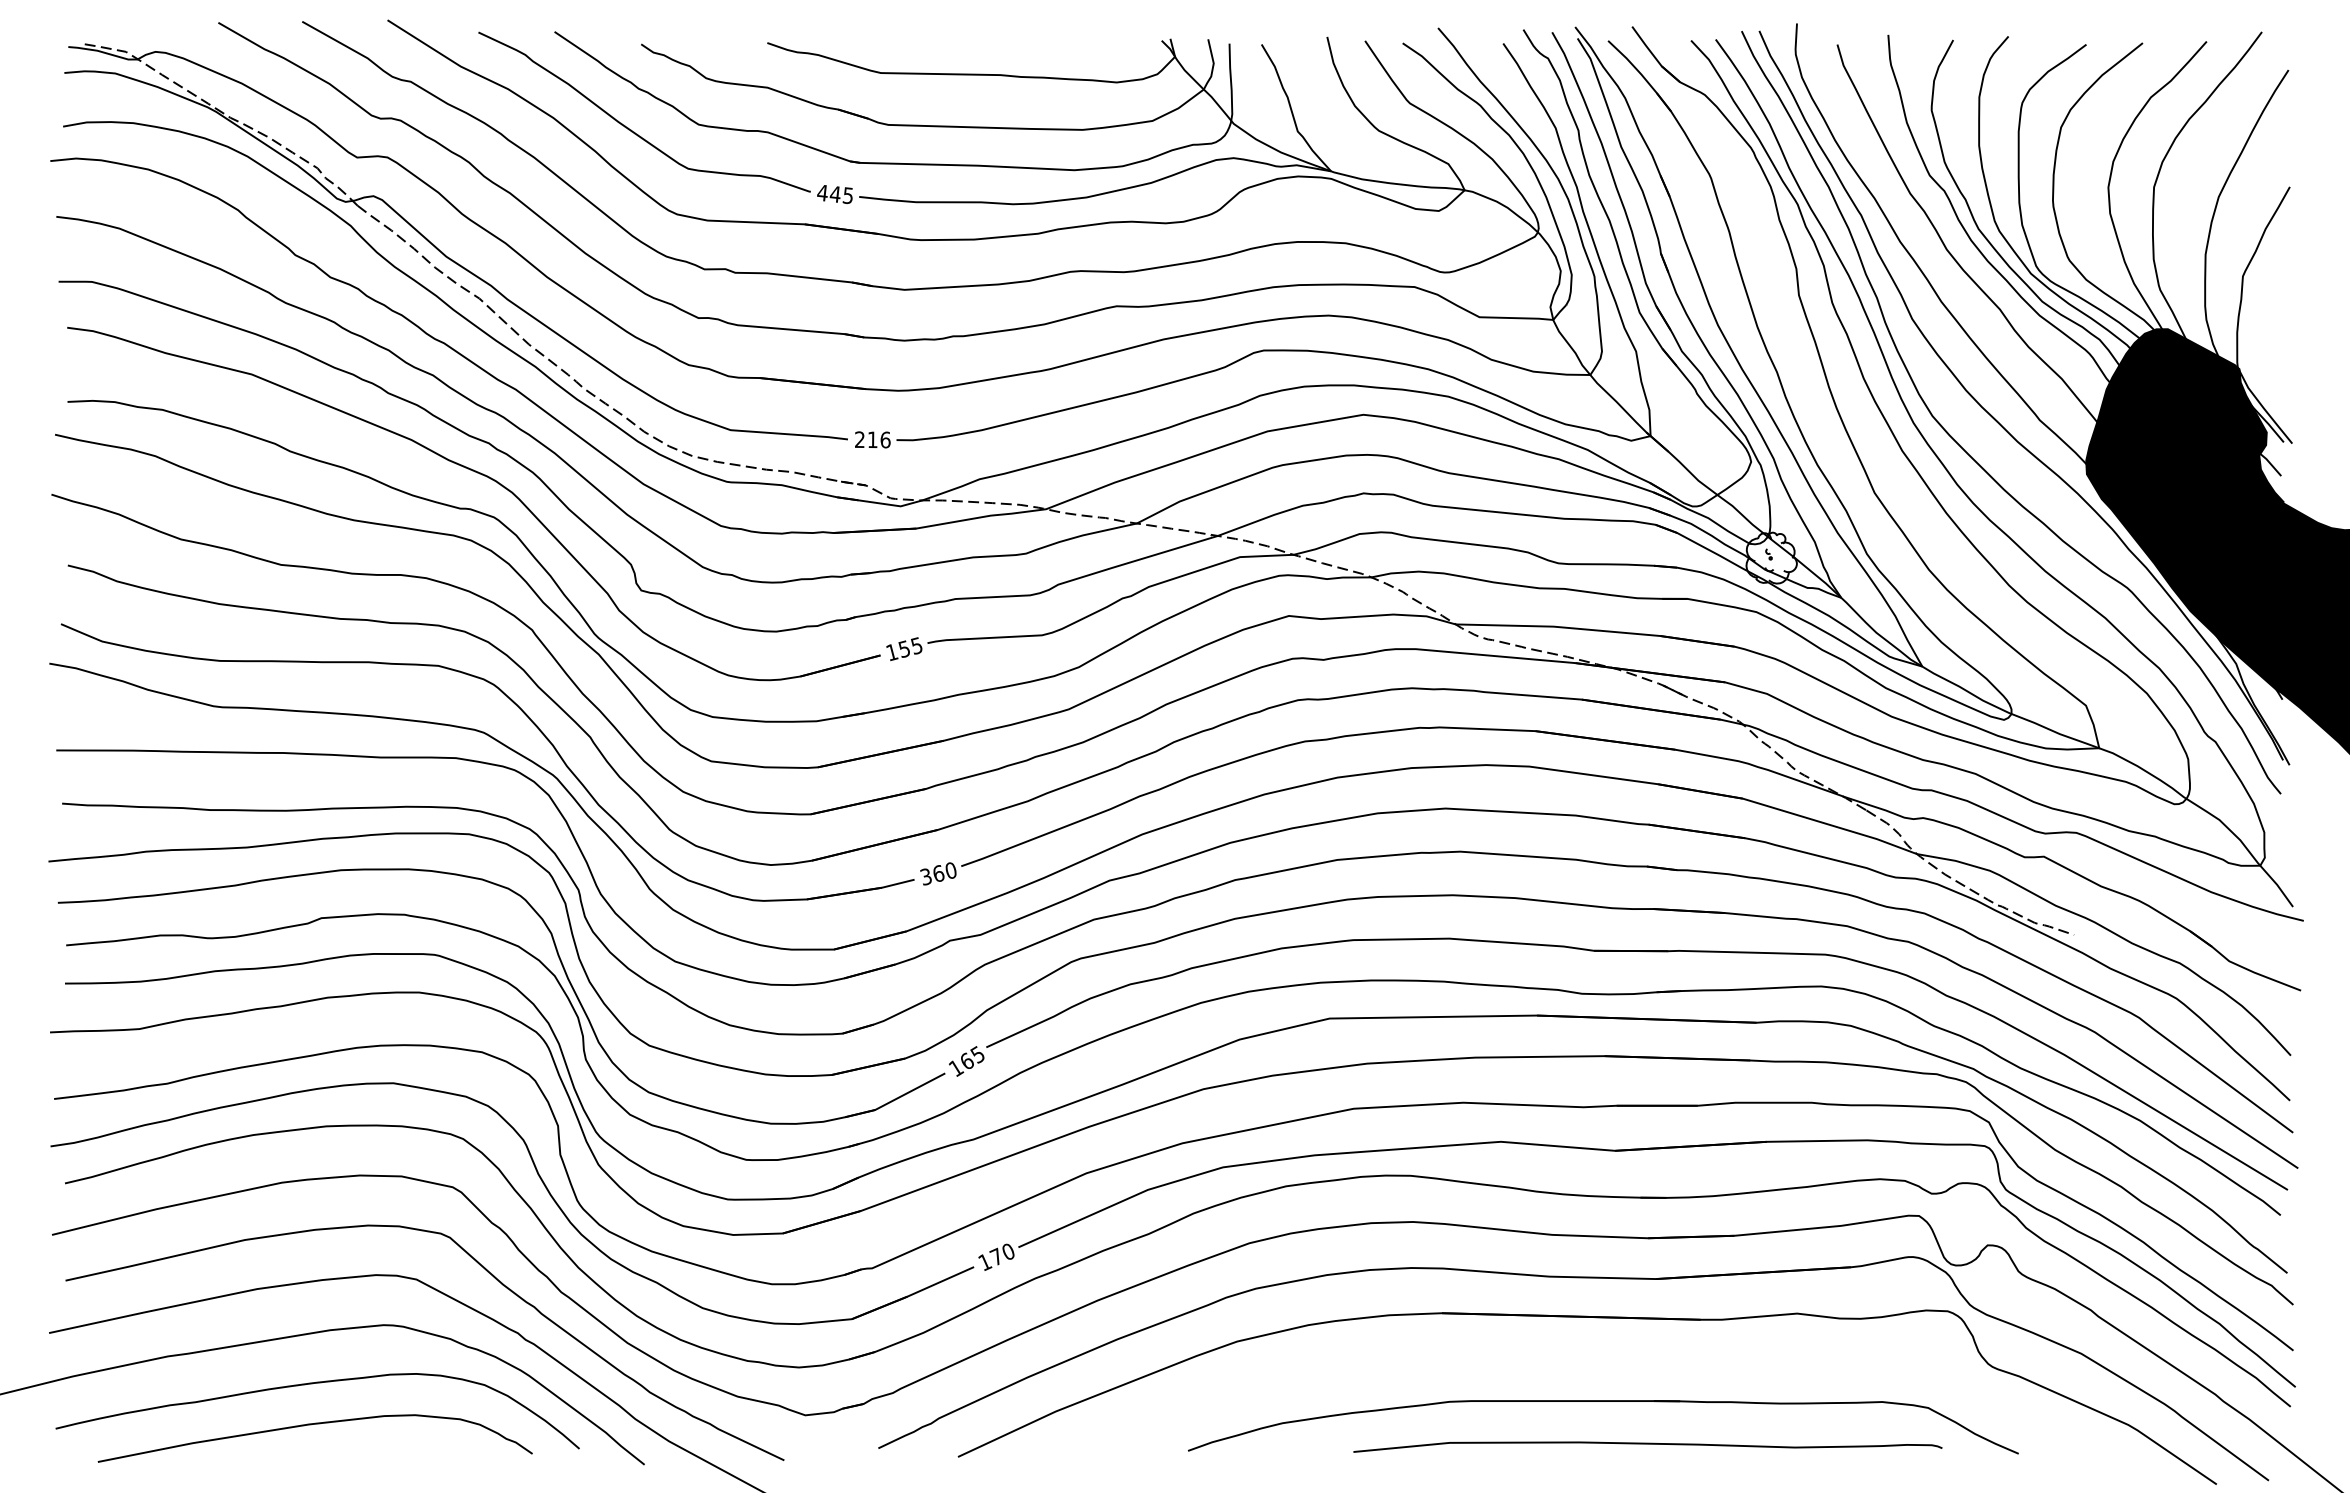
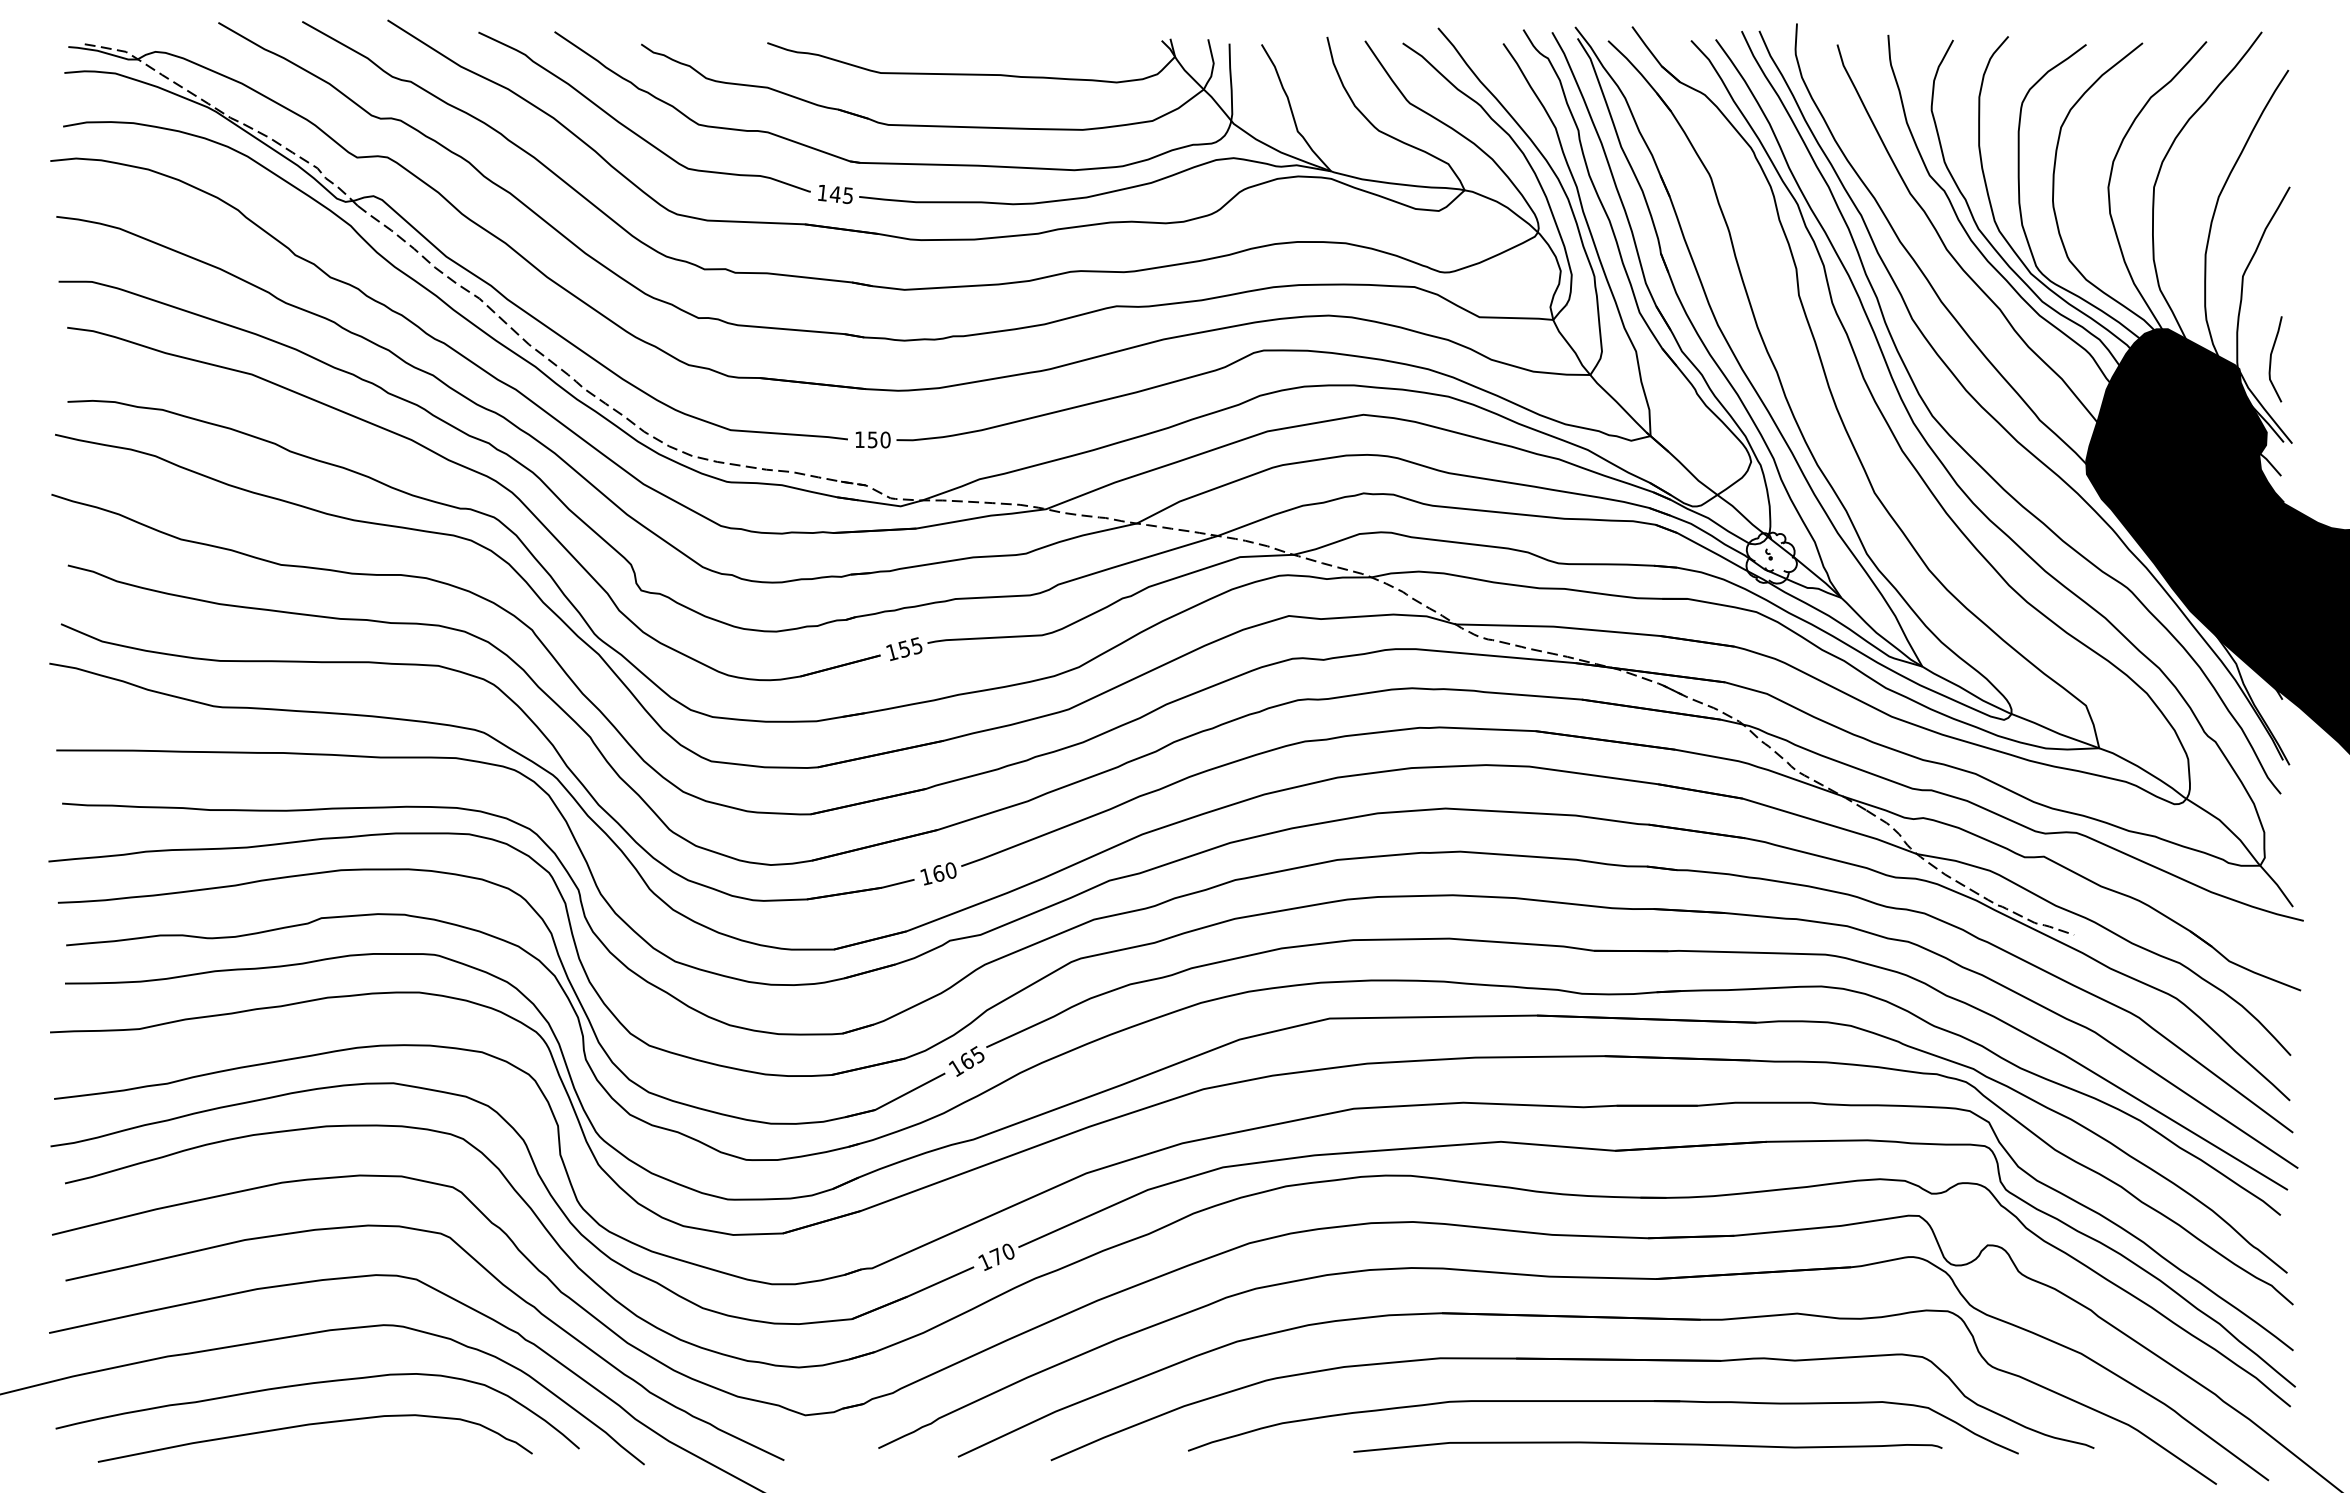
text: 445 -> 145 (822, 192)
curve: none -> present (2271, 359)
text: 216 -> 150 (872, 439)
text: 360 -> 160 (926, 876)
part: none -> present (1572, 1360)
